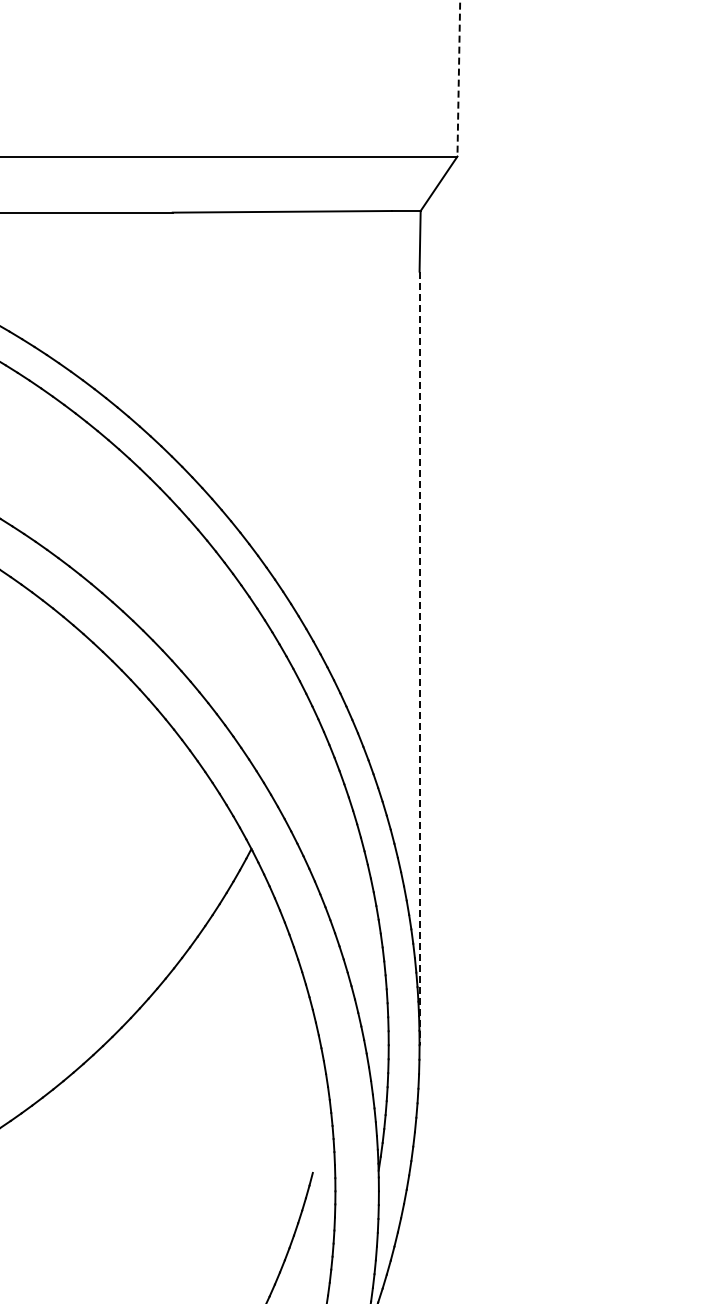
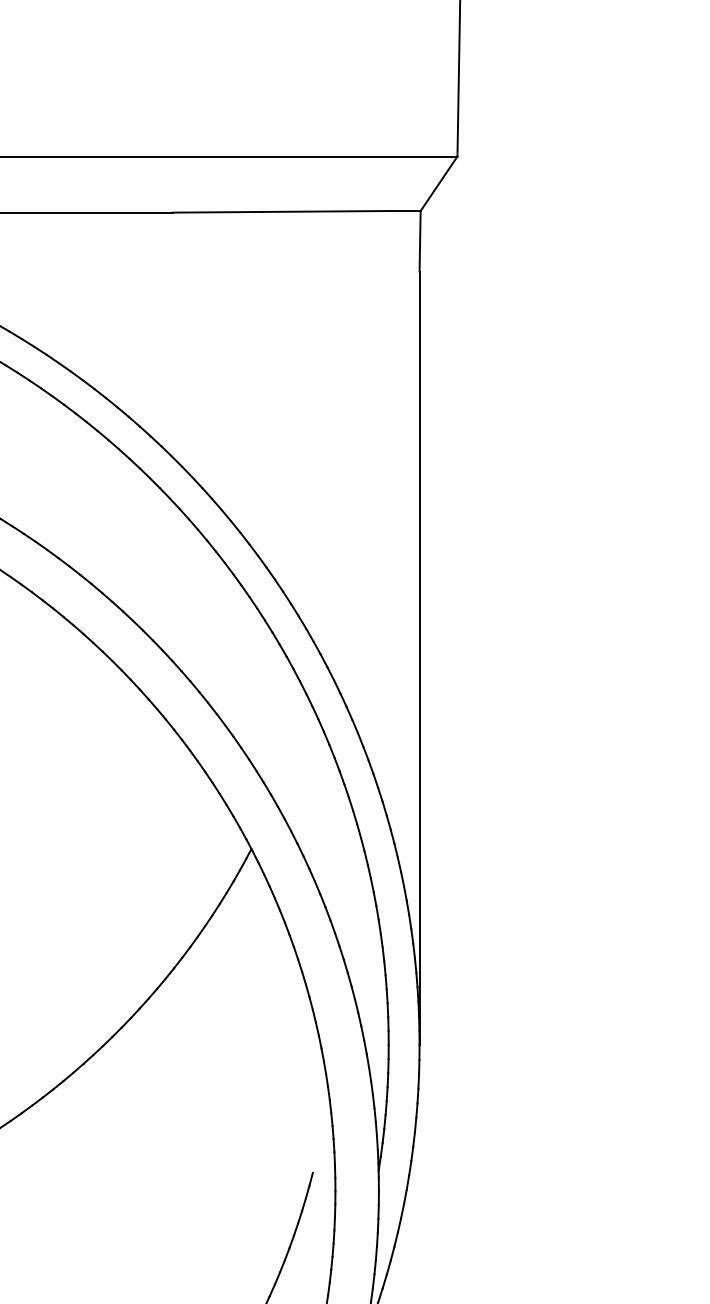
line: dashed -> solid (458, 78)
line: dashed -> solid (419, 658)
